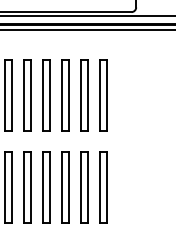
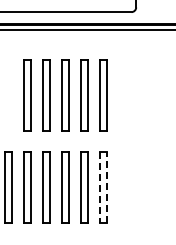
line: present -> none (87, 15)
part: present -> none (8, 95)
line: solid -> dashed (106, 187)
line: solid -> dashed (99, 188)
